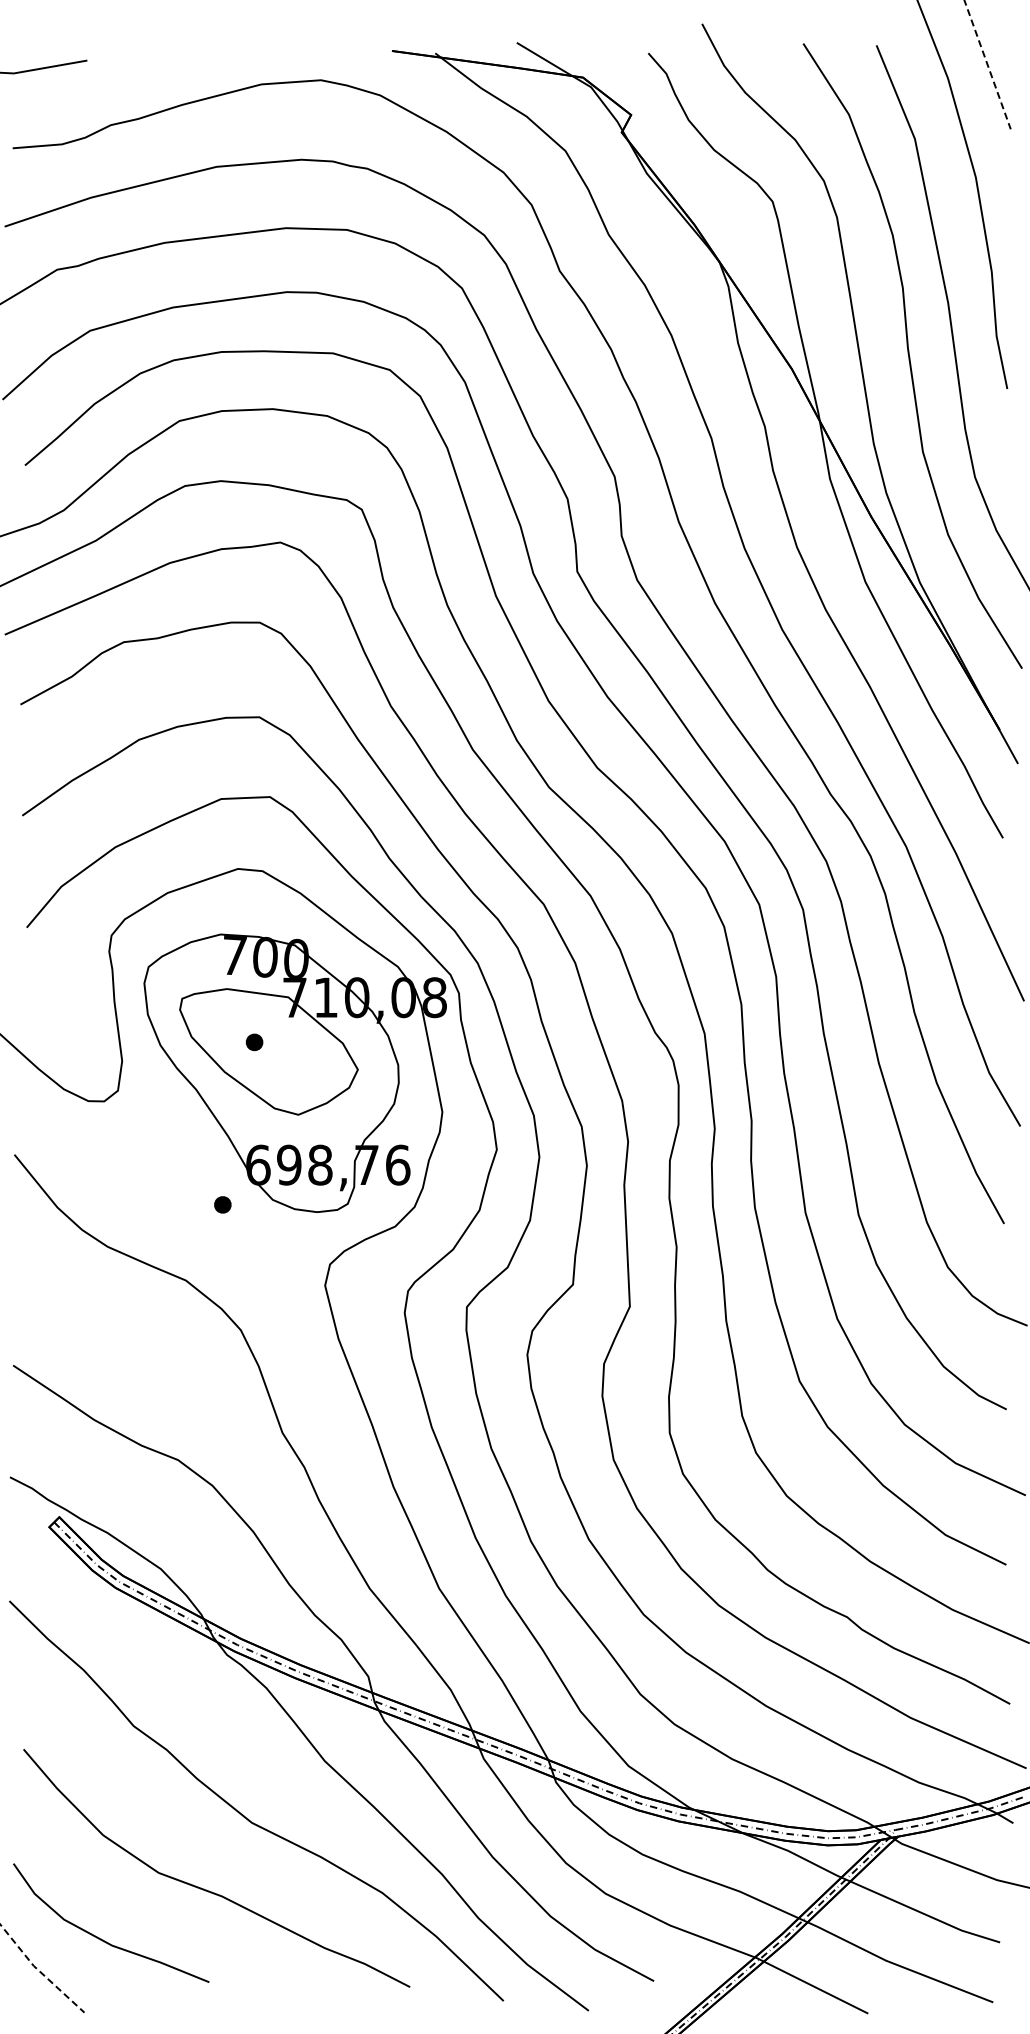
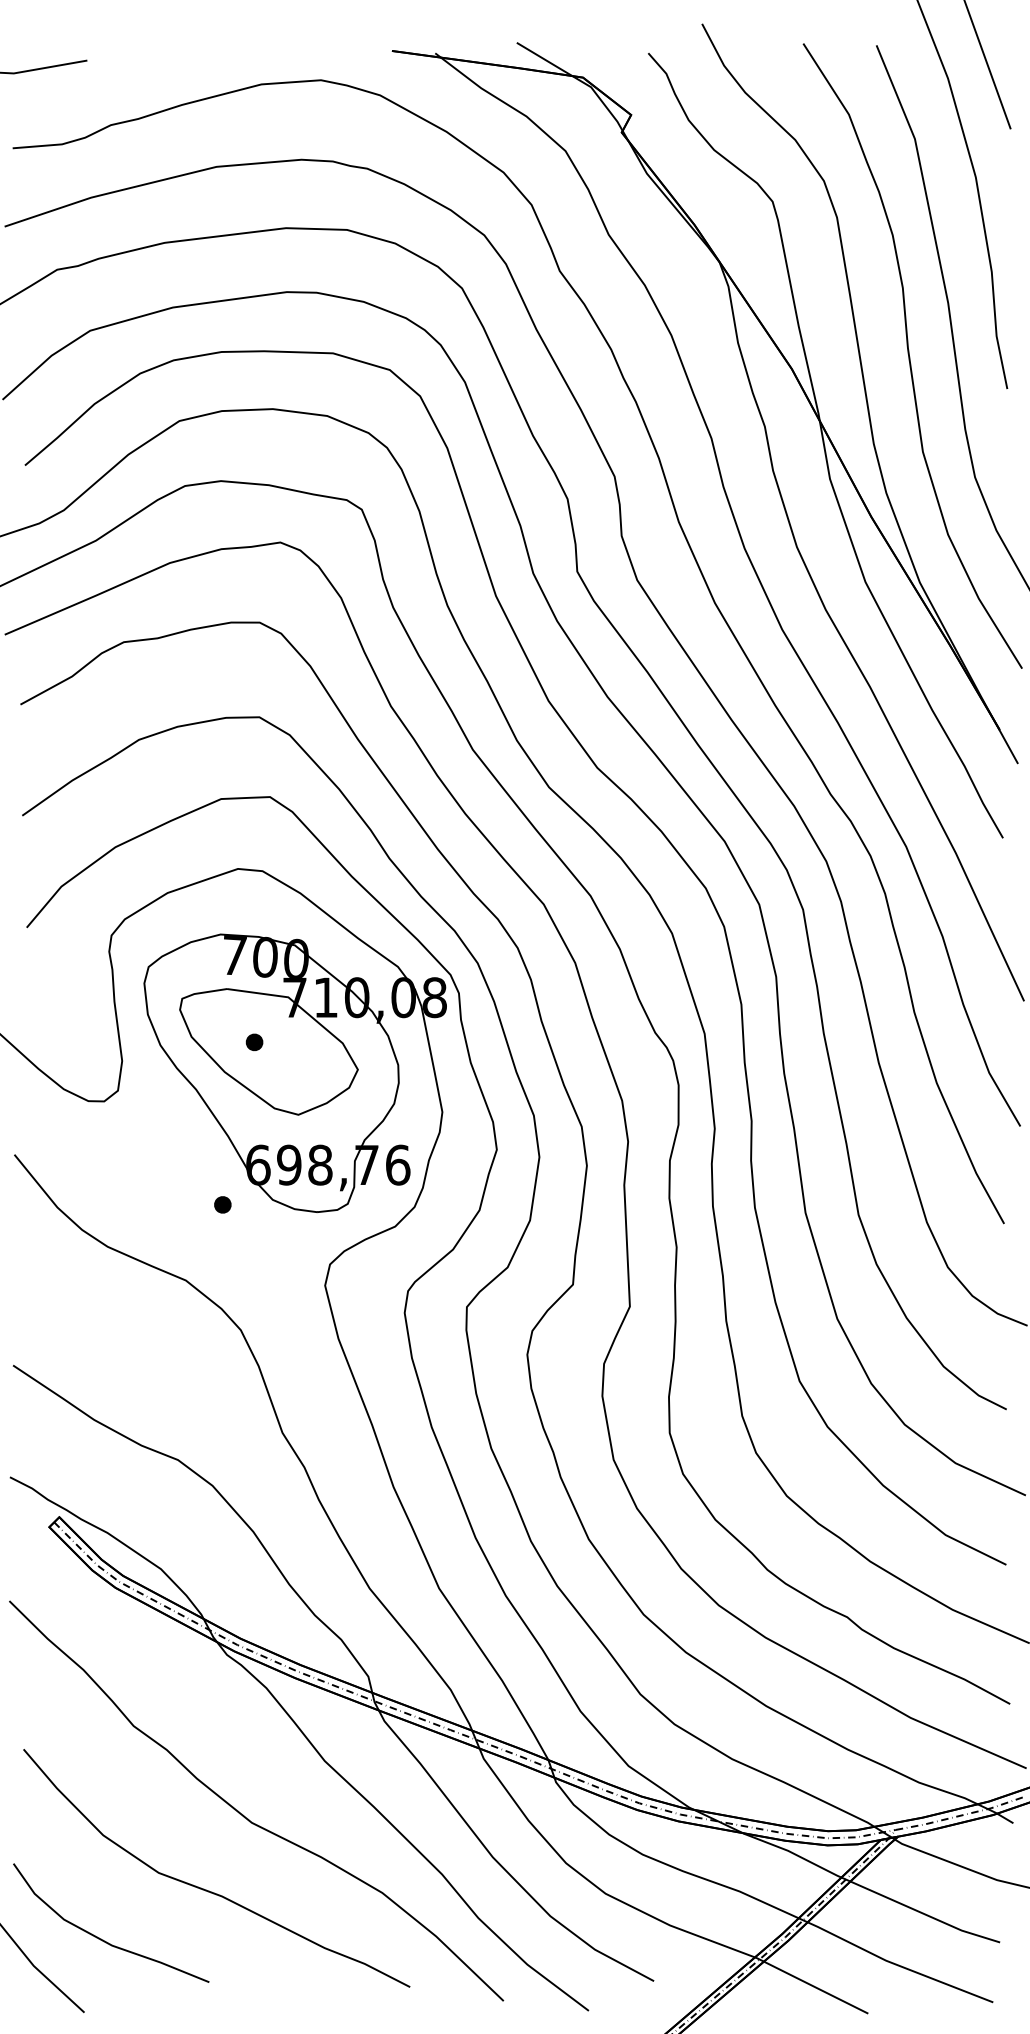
line: dashed -> solid (987, 65)
line: dashed -> solid (39, 1971)
